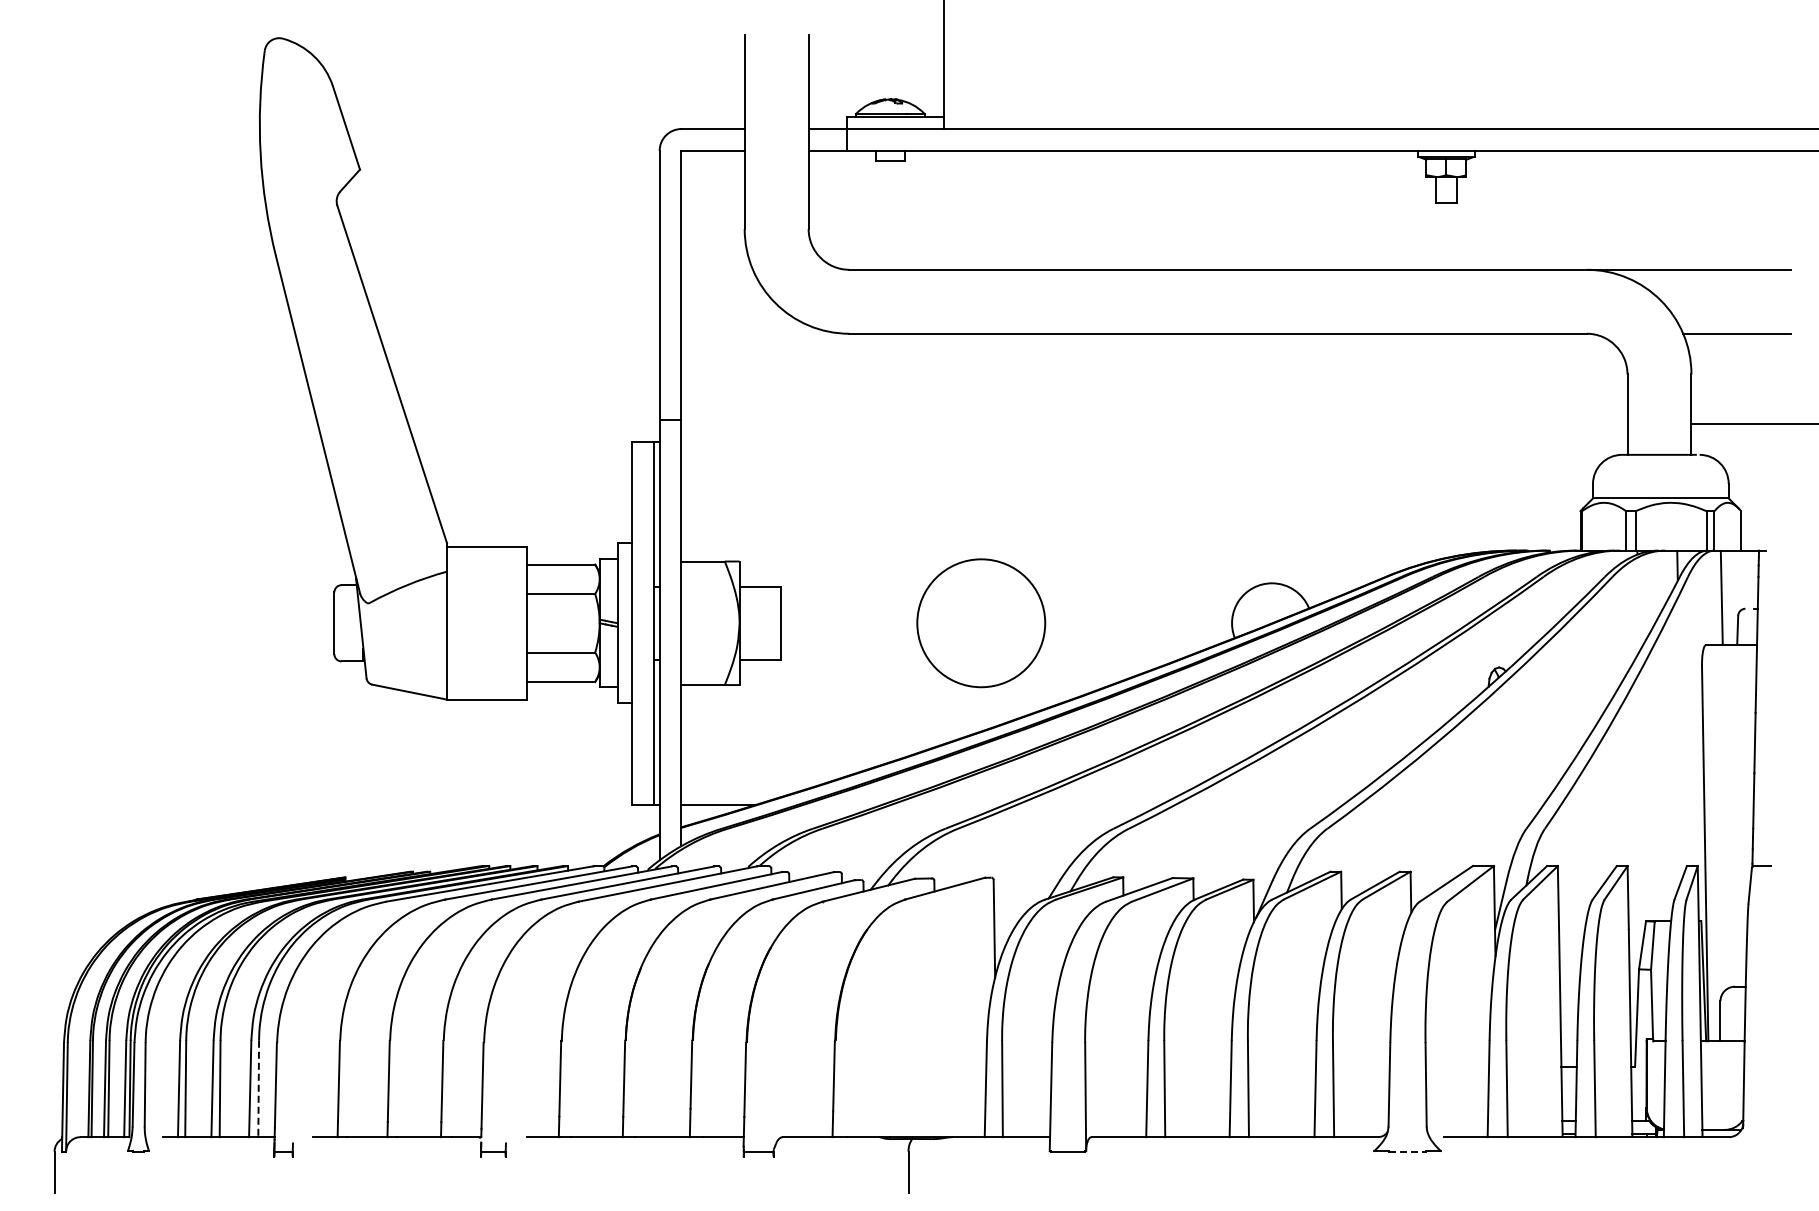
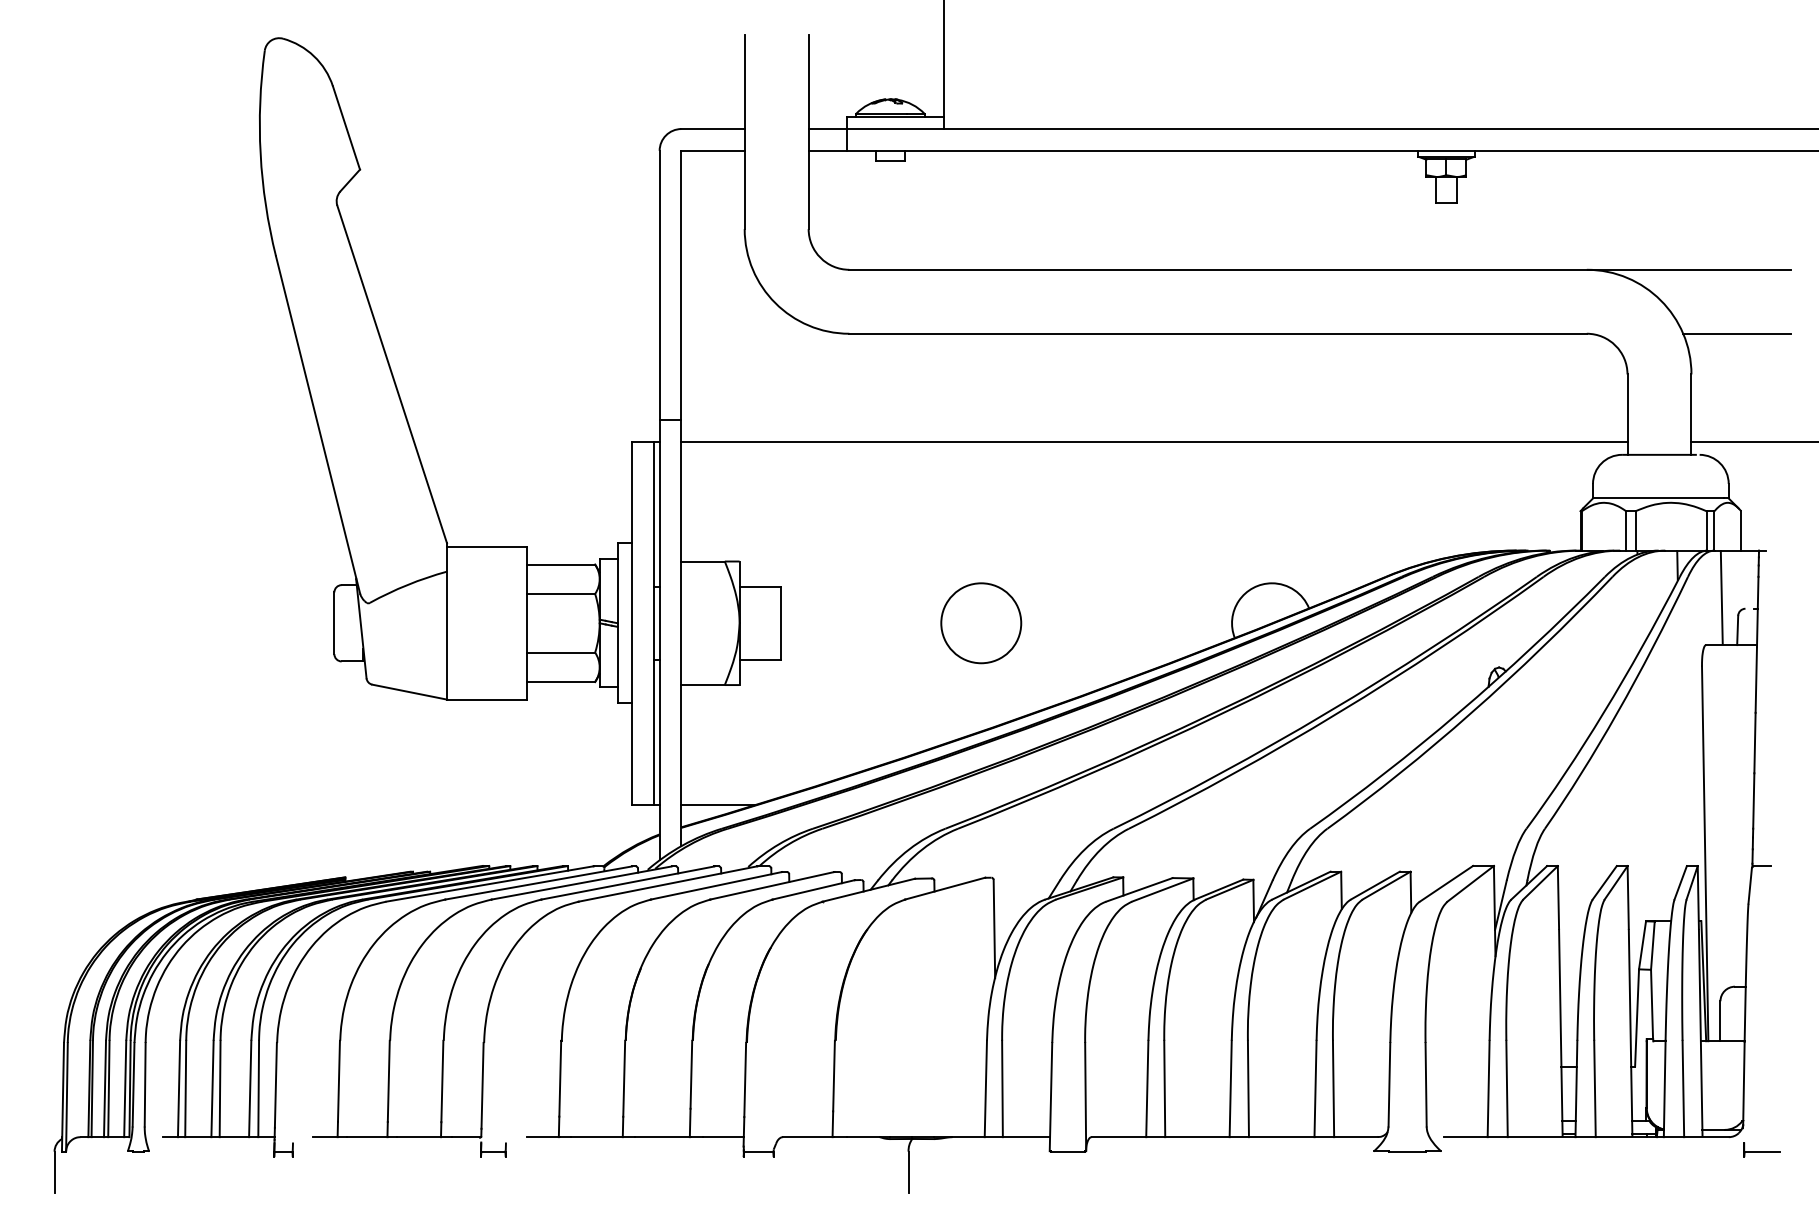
line position: (1753, 423) -> (1753, 441) (1753, 441)
line: none -> present (1154, 441)
circle diameter: 128 px -> 80 px (981, 623)
line: dashed -> solid (258, 1089)
part: none -> present (1761, 1149)
line: dashed -> solid (1408, 1151)
